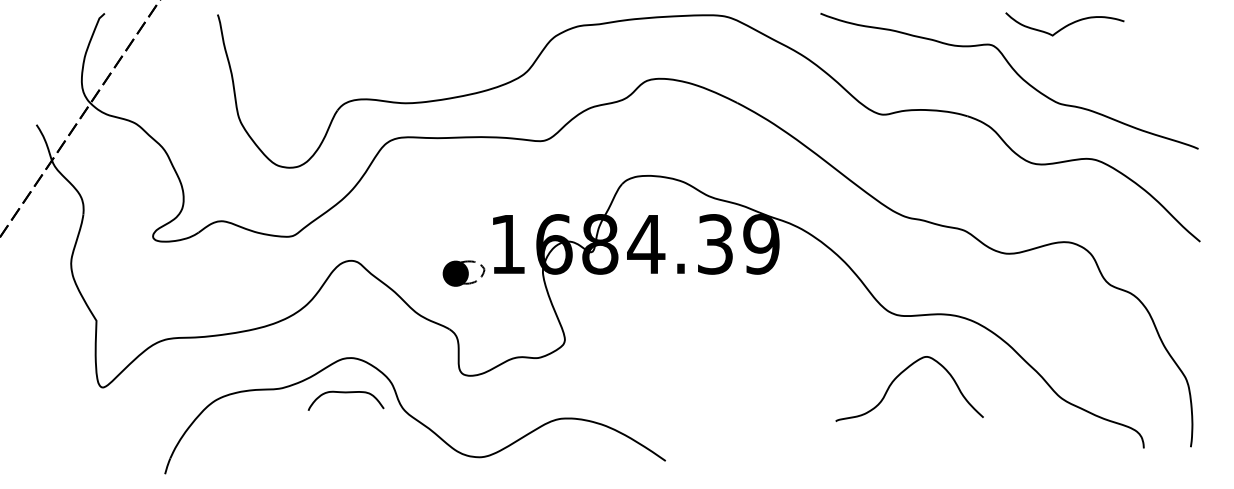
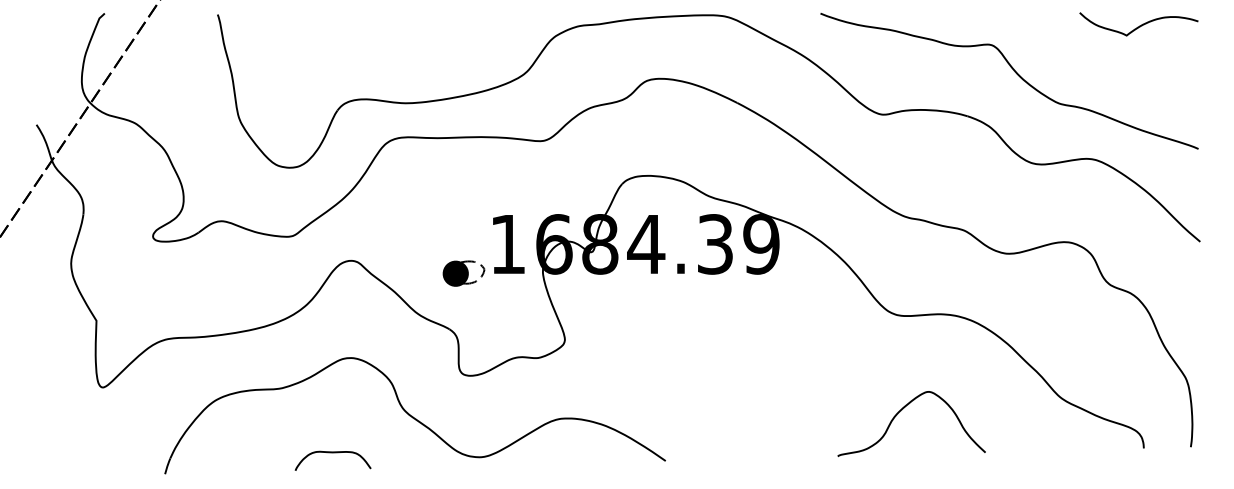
curve position: (1065, 25) -> (1139, 25) (1139, 25)
curve position: (900, 375) -> (902, 410) (902, 410)
curve position: (345, 393) -> (332, 453) (332, 453)
